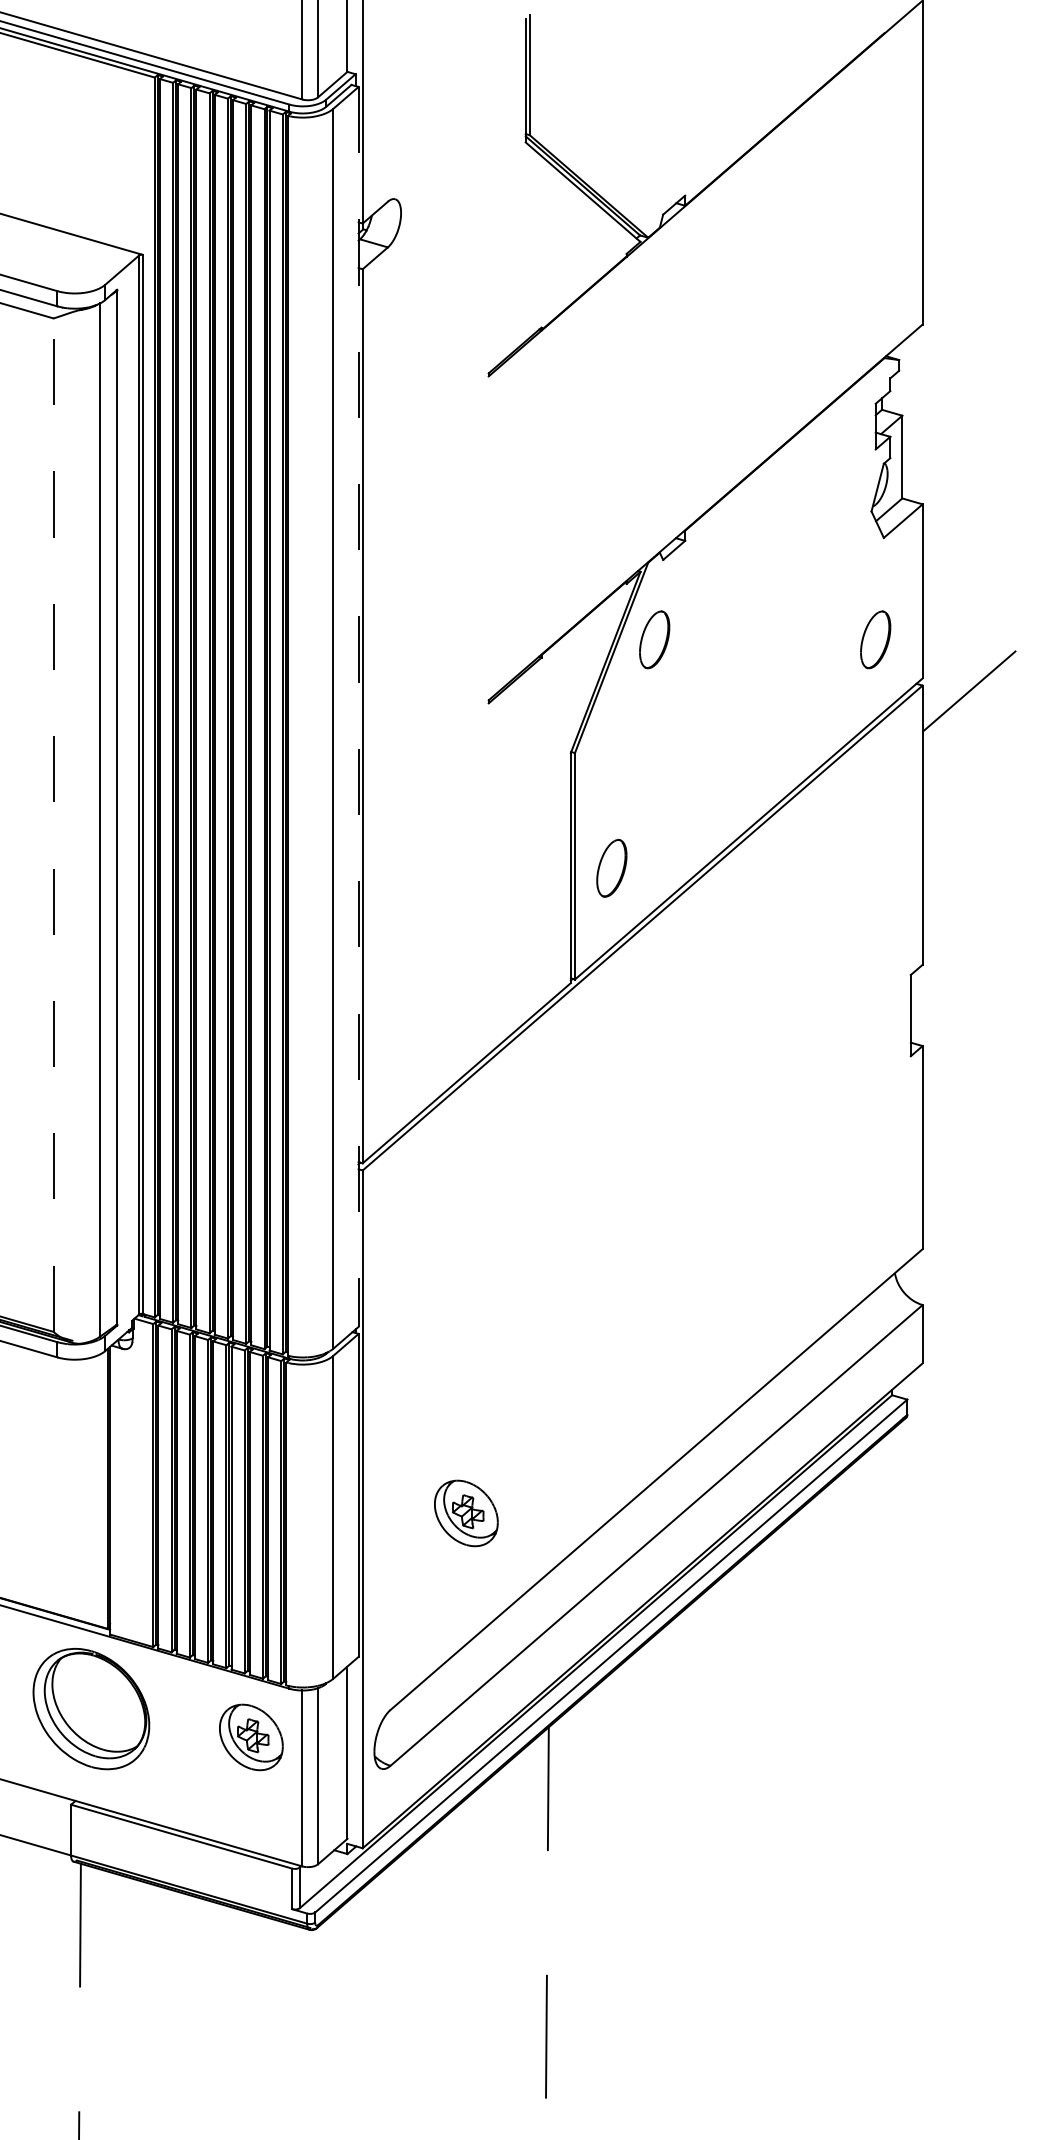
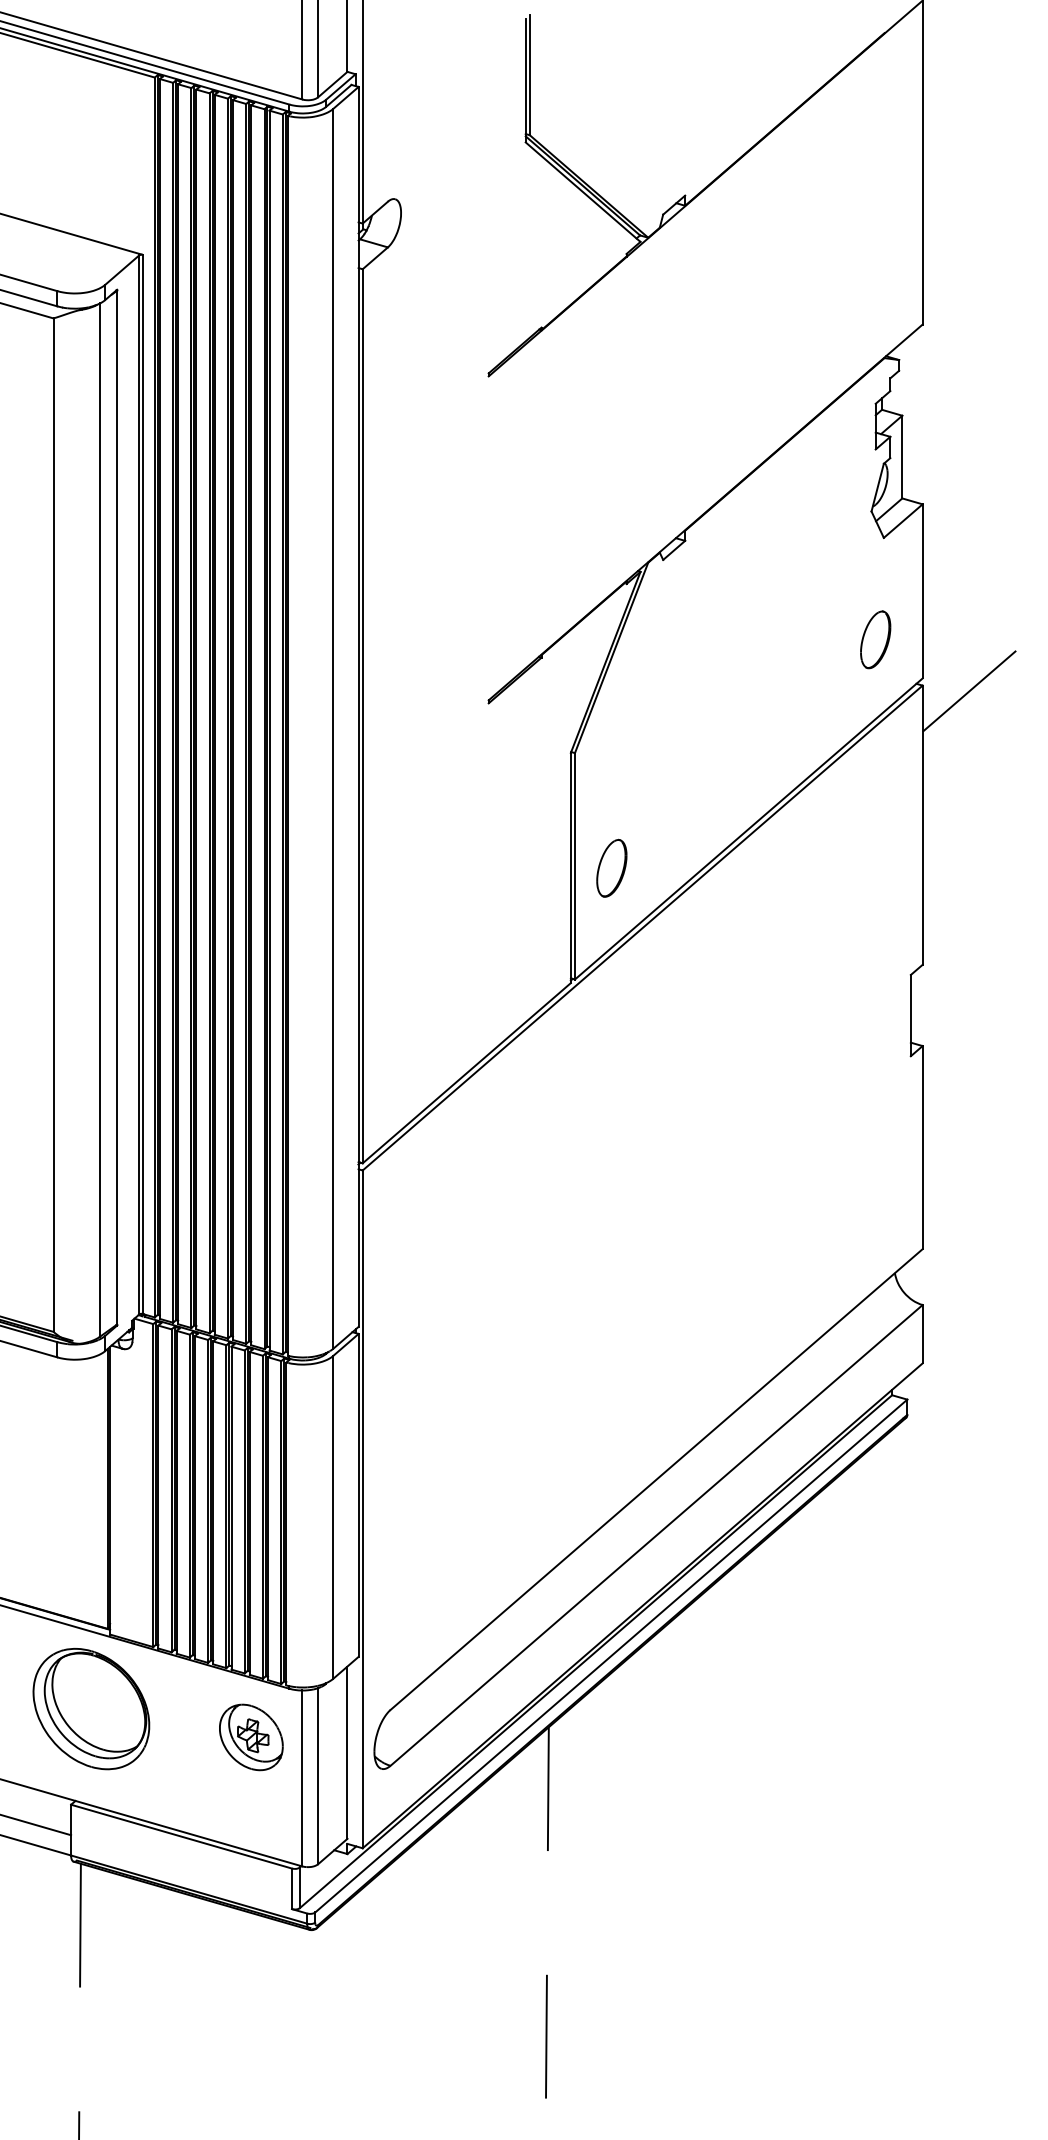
part: present -> none (654, 639)
line: dashed -> solid (358, 706)
line: dashed -> solid (53, 825)
part: present -> none (466, 1513)
line: none -> present (36, 1825)
